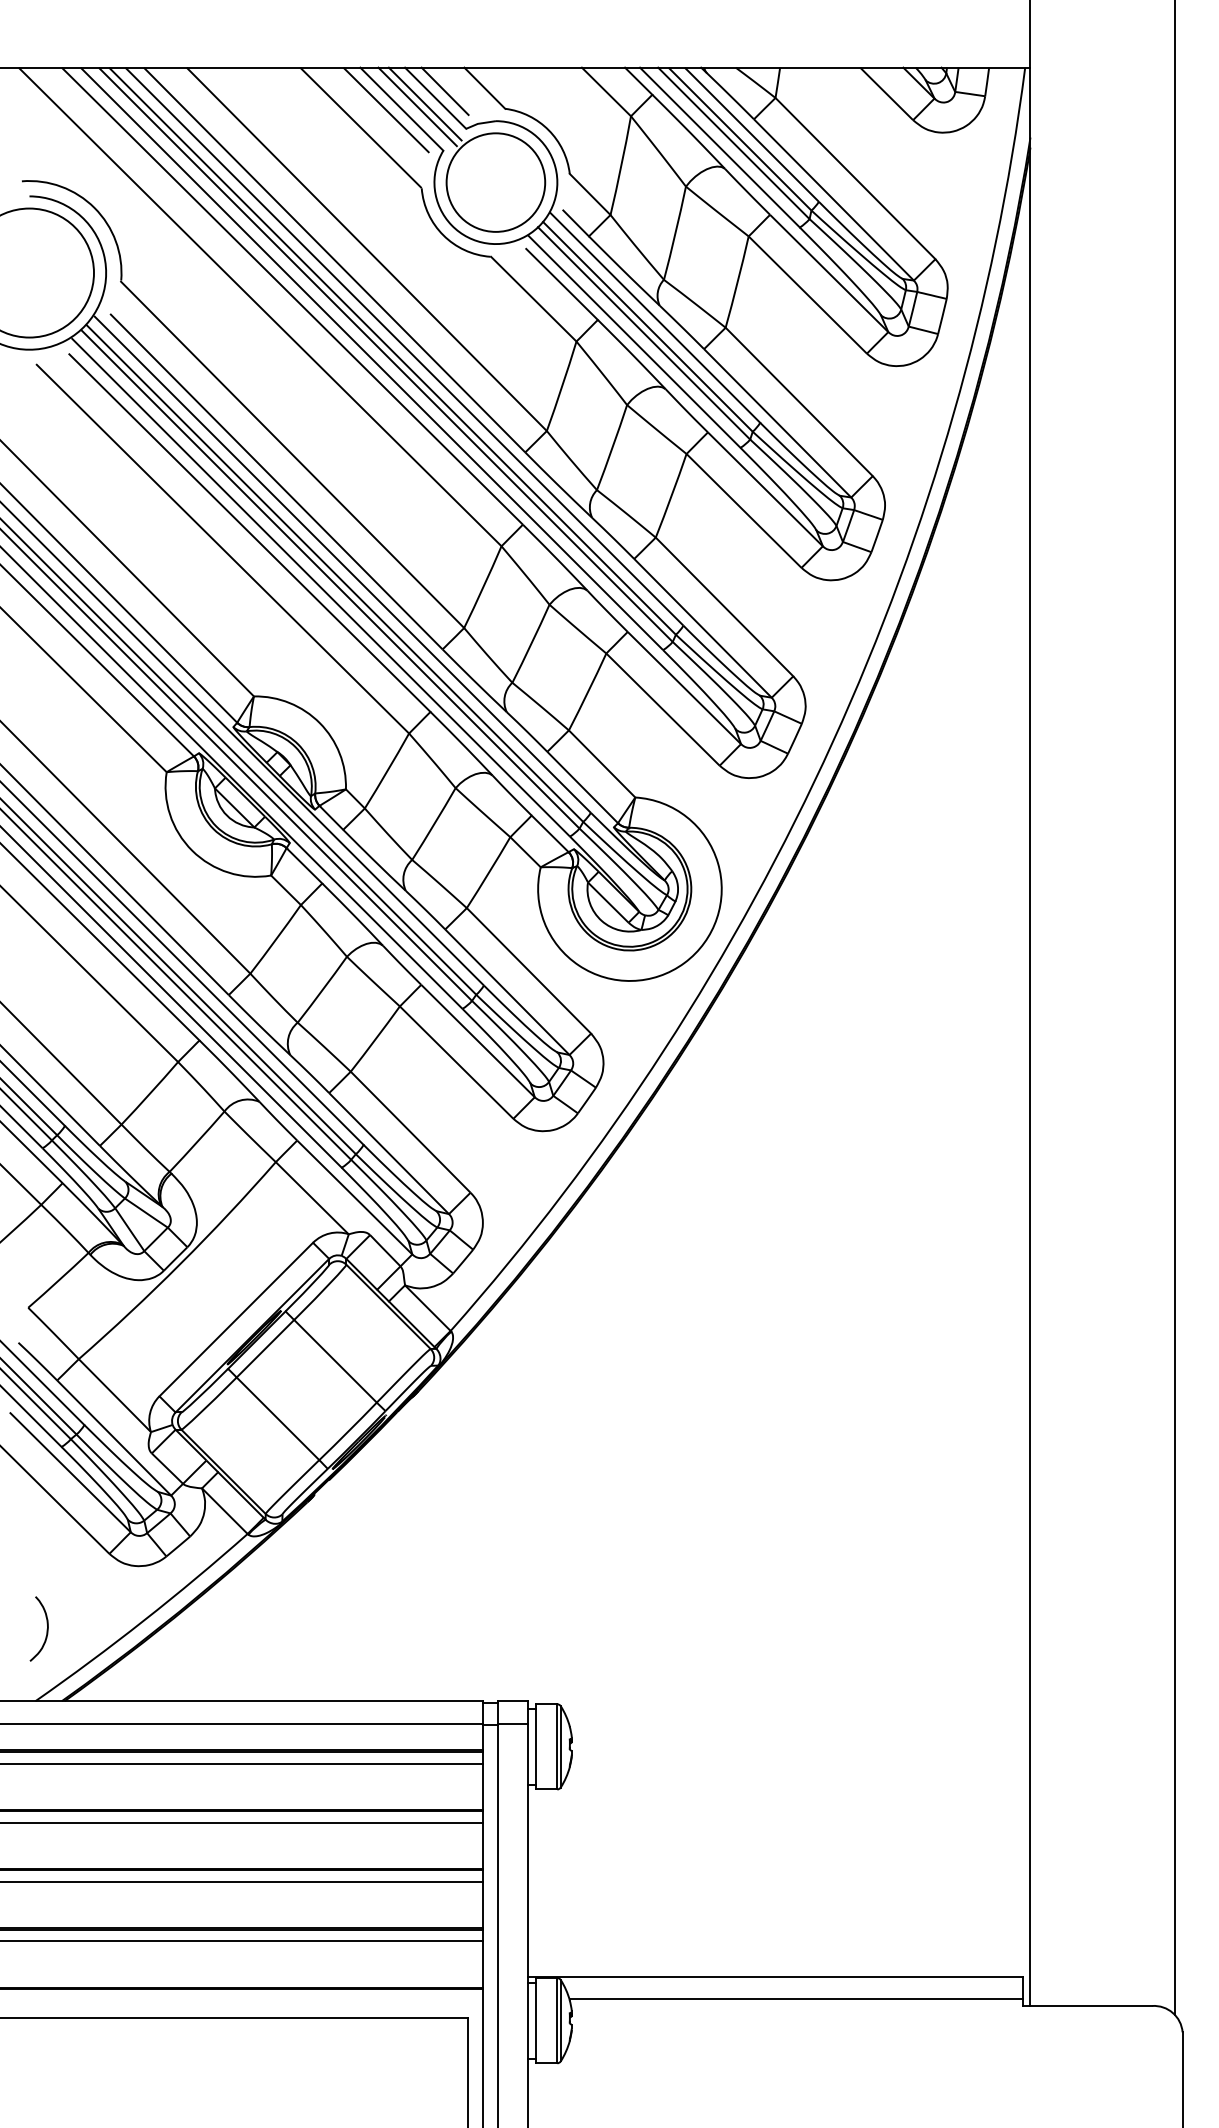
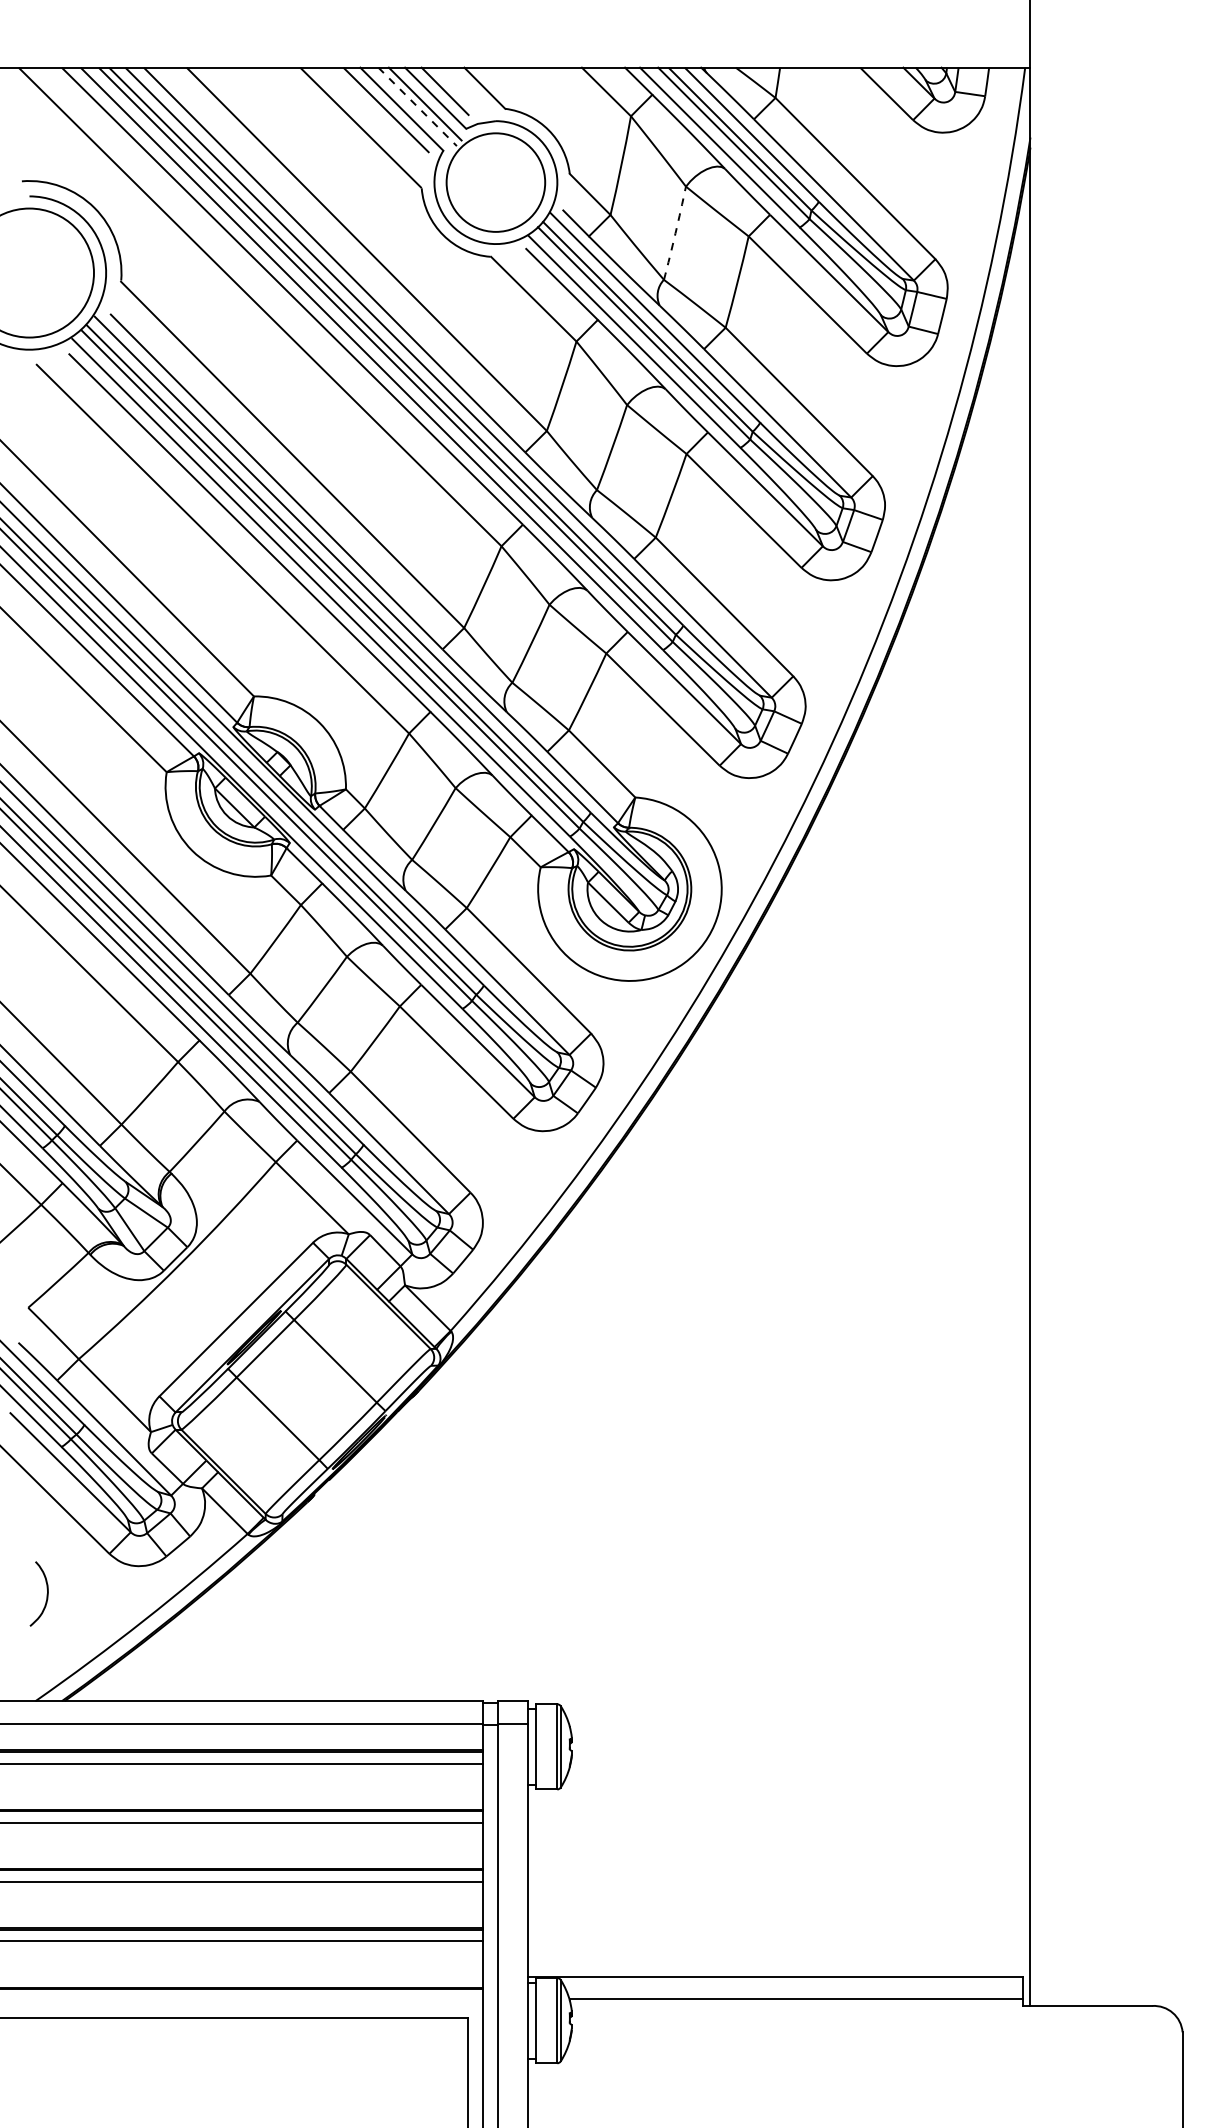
line: solid -> dashed (418, 107)
arc: solid -> dashed (675, 233)
line: present -> none (1175, 1008)
curve position: (46, 1629) -> (46, 1594) (46, 1594)
